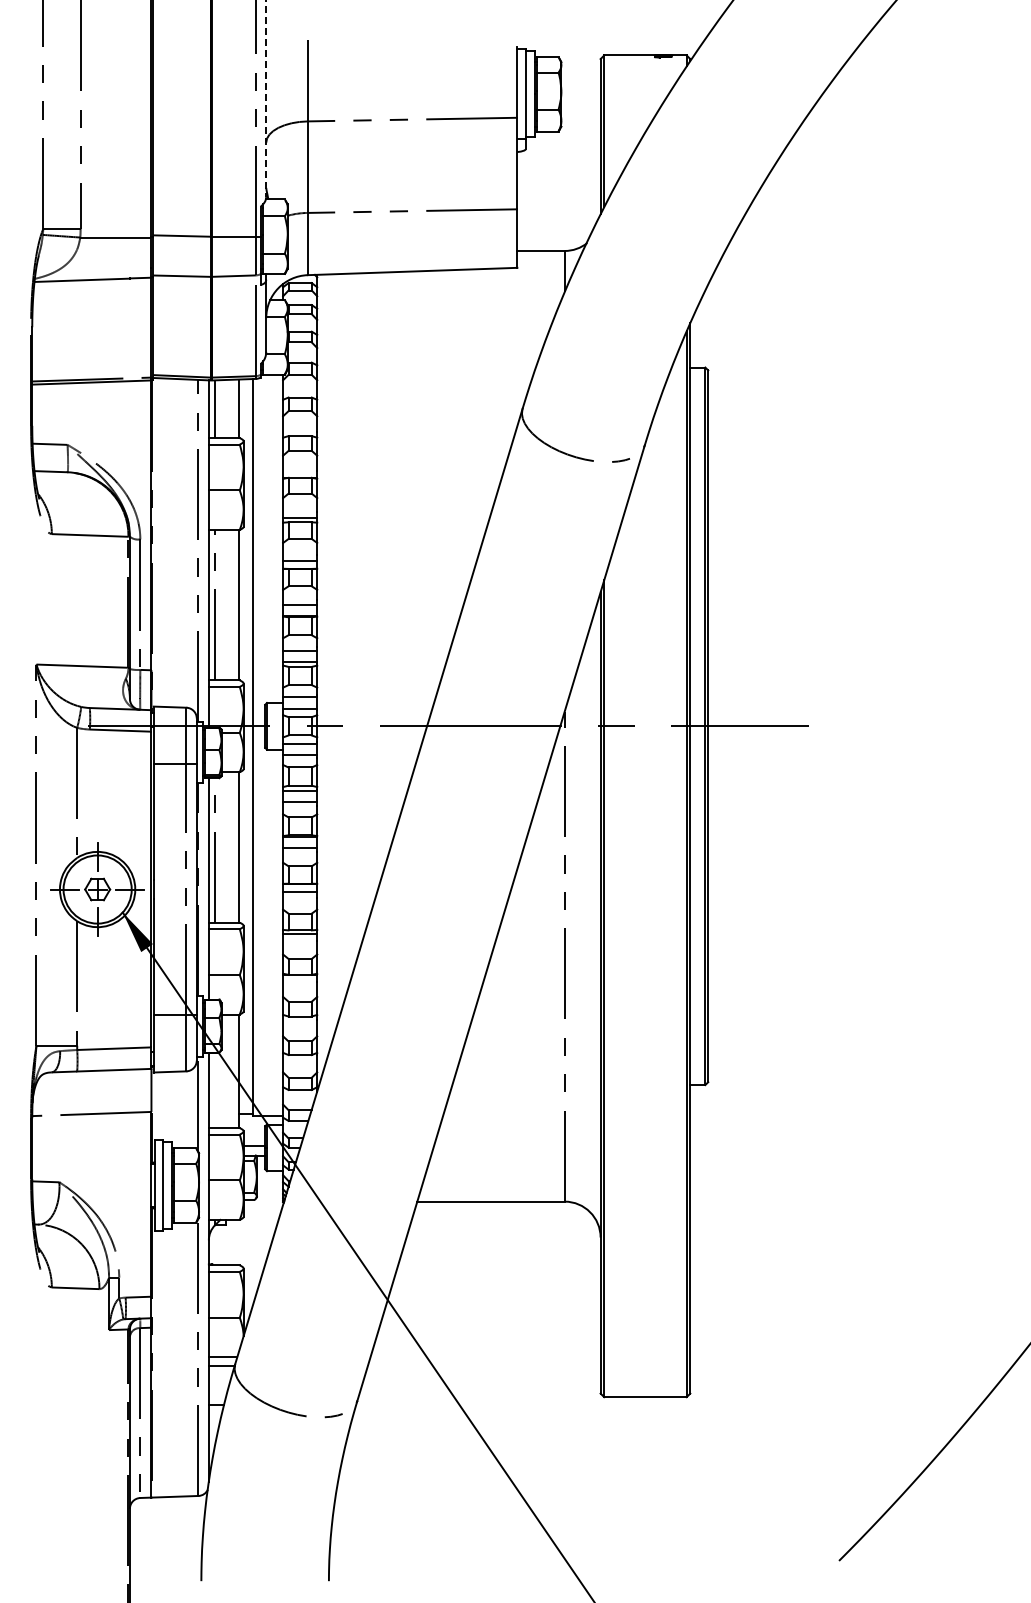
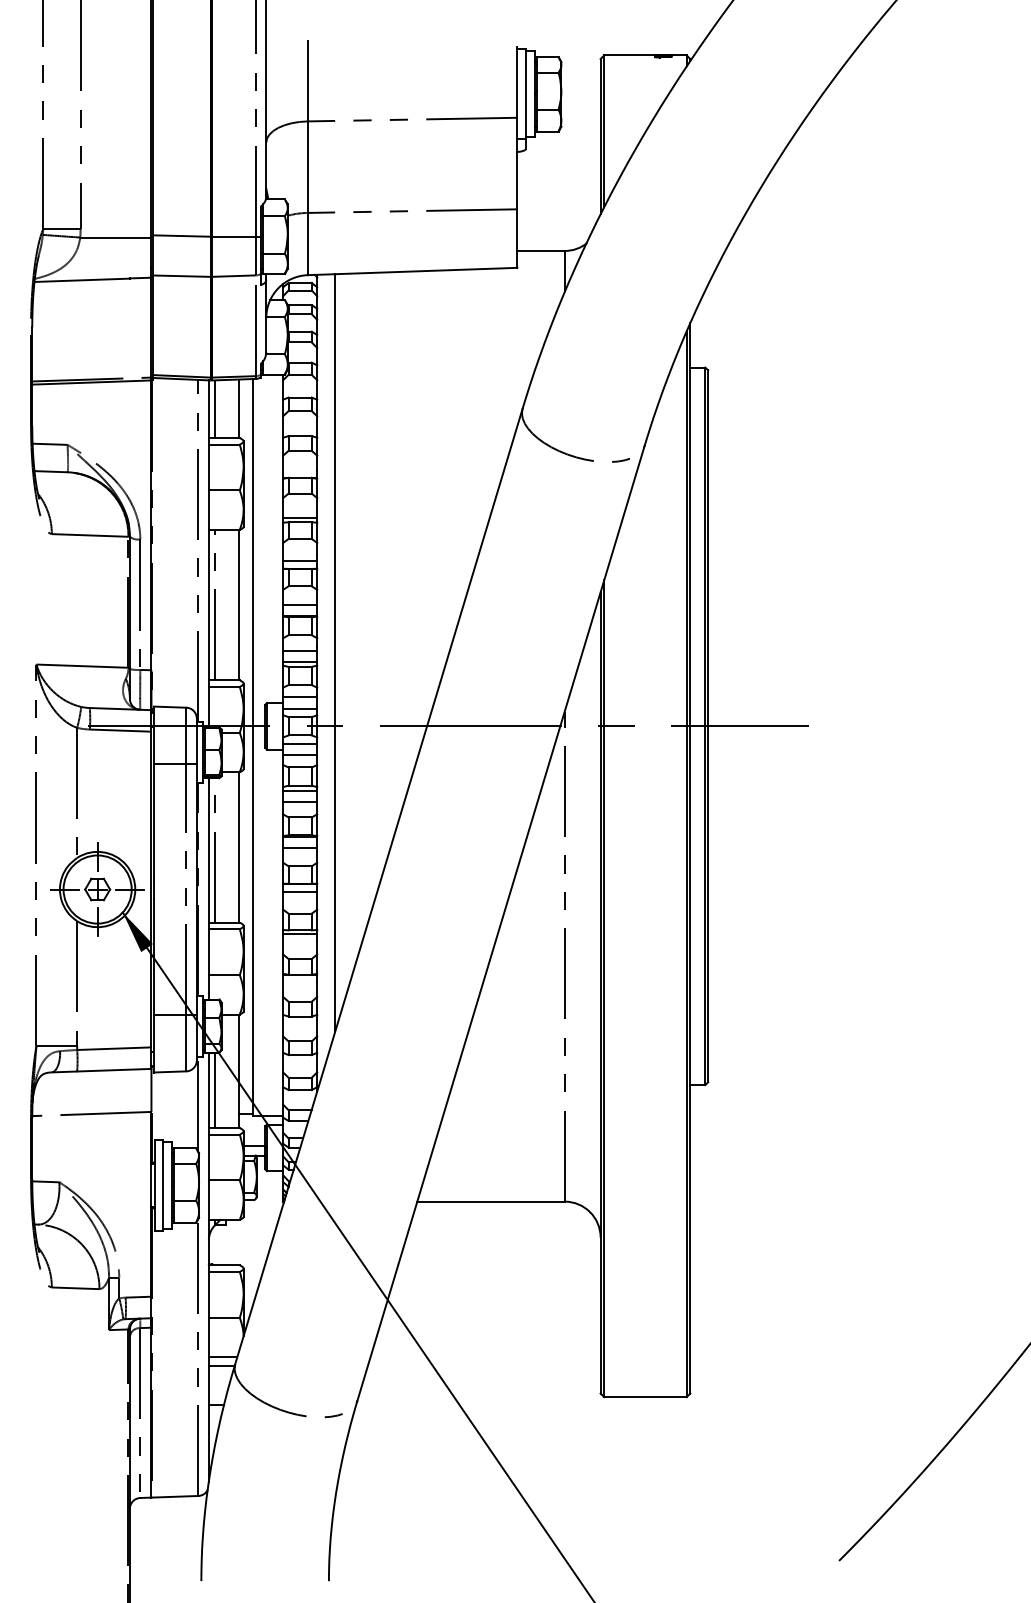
line: dashed -> solid (266, 99)
line: none -> present (335, 652)
line: none -> present (215, 1090)
